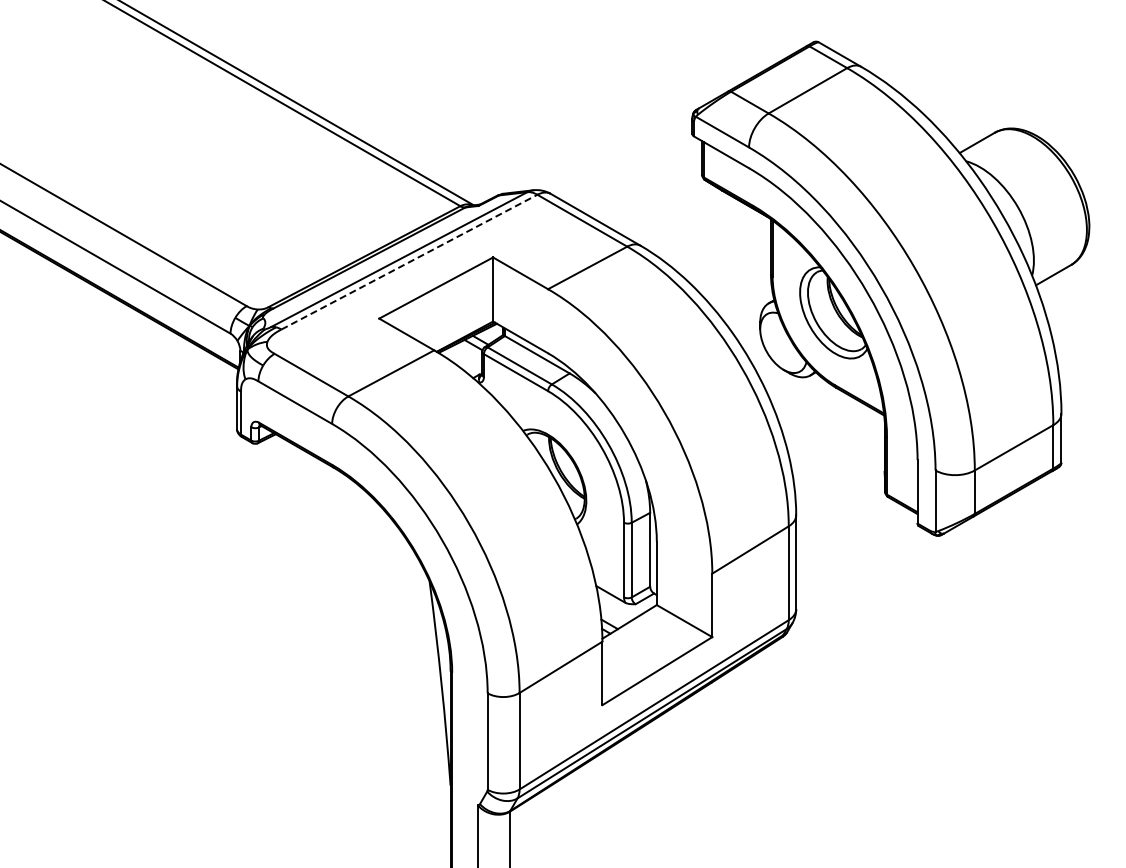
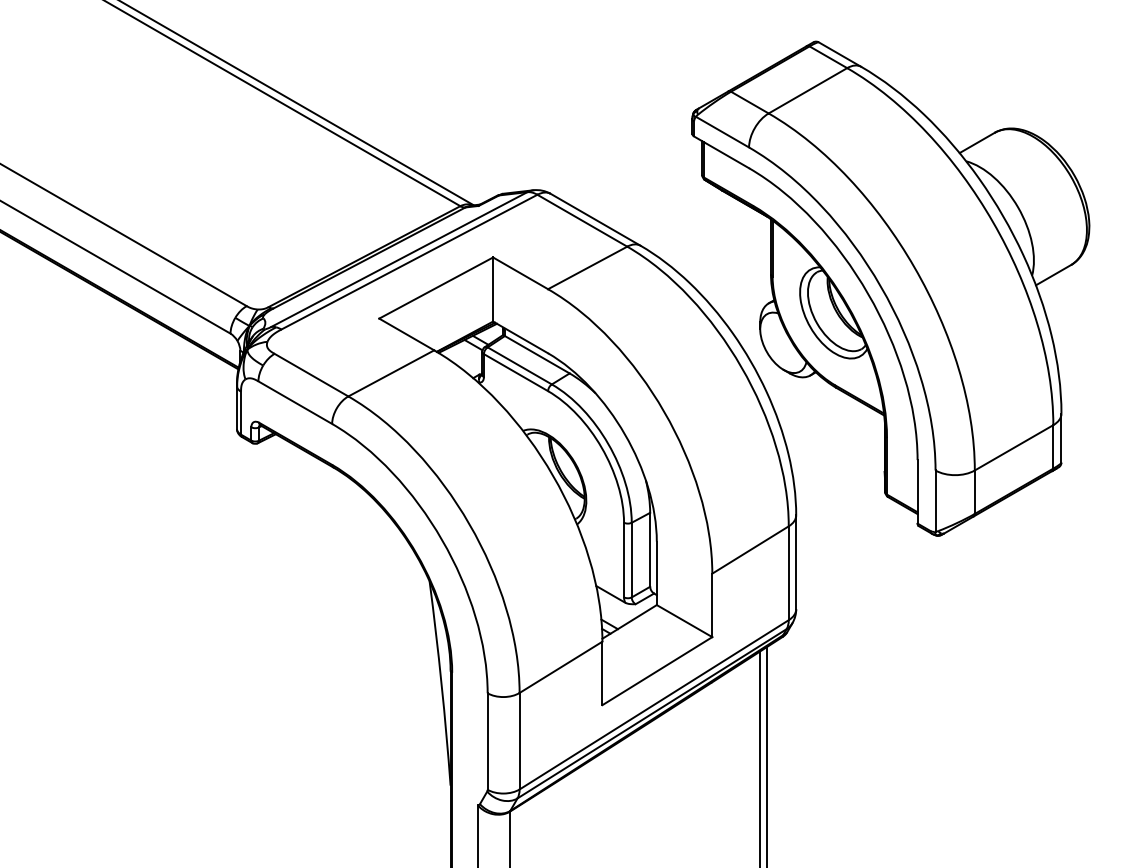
line: dashed -> solid (409, 262)
line: none -> present (767, 755)
line: none -> present (760, 757)
